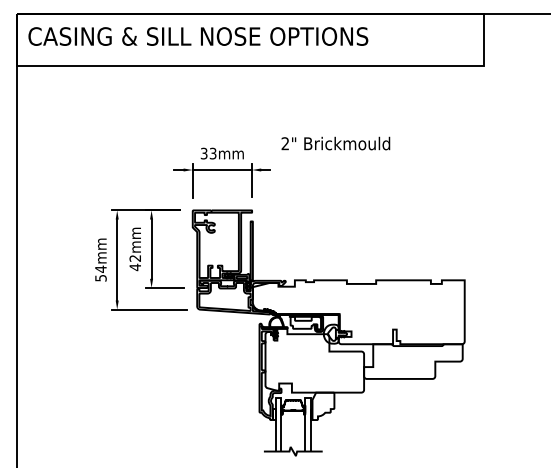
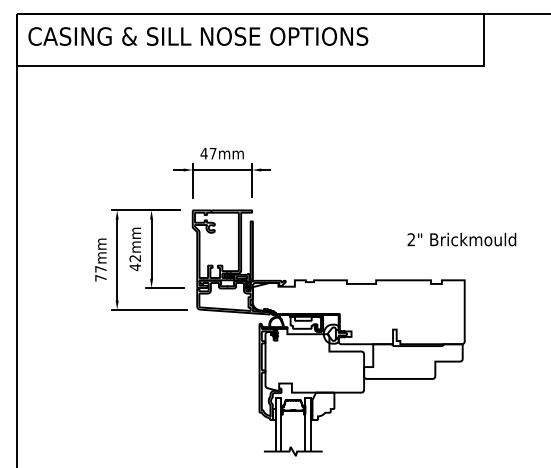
text position: (335, 143) -> (461, 239) (461, 239)
text: 33mm -> 47mm (208, 153)
text: 54mm -> 77mm (100, 273)
